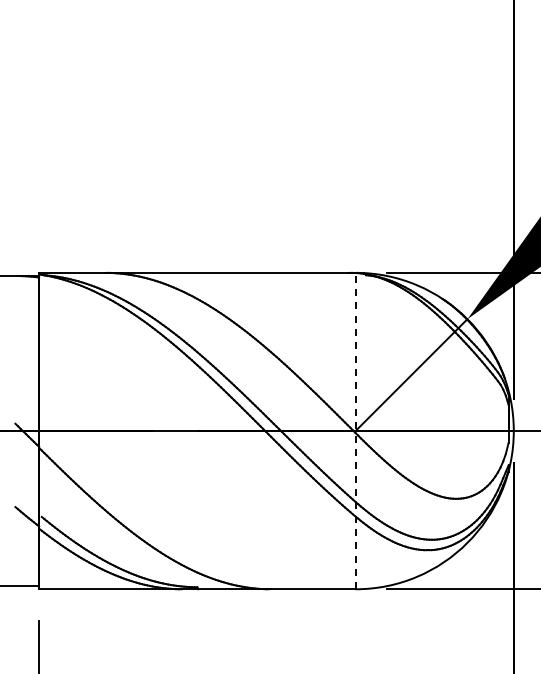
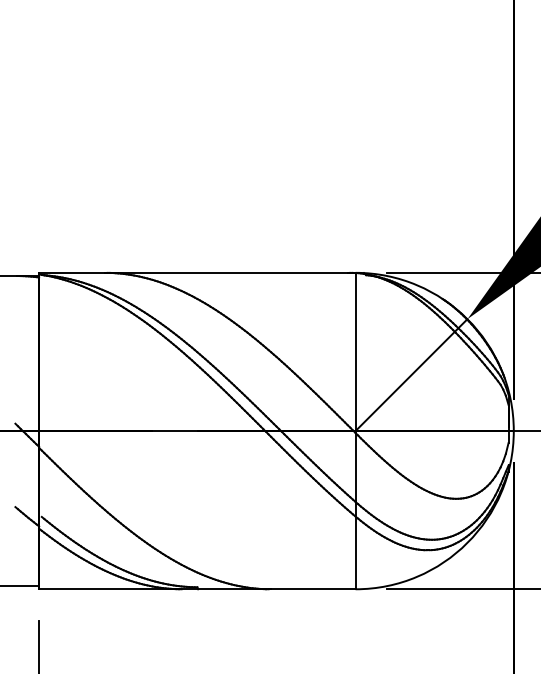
line: dashed -> solid (355, 430)
